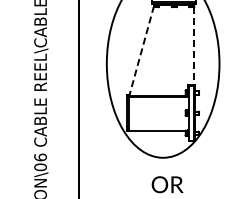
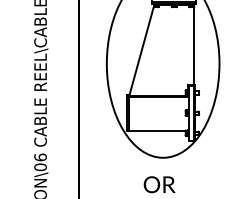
line: dashed -> solid (193, 46)
line: dashed -> solid (141, 51)
text position: (167, 184) -> (159, 184) (159, 184)
